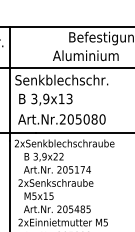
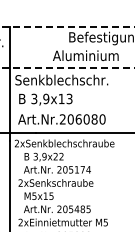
line: solid -> dashed (66, 27)
line: solid -> dashed (66, 68)
text: Art.Nr.205080 -> Art.Nr.206080 (78, 119)
